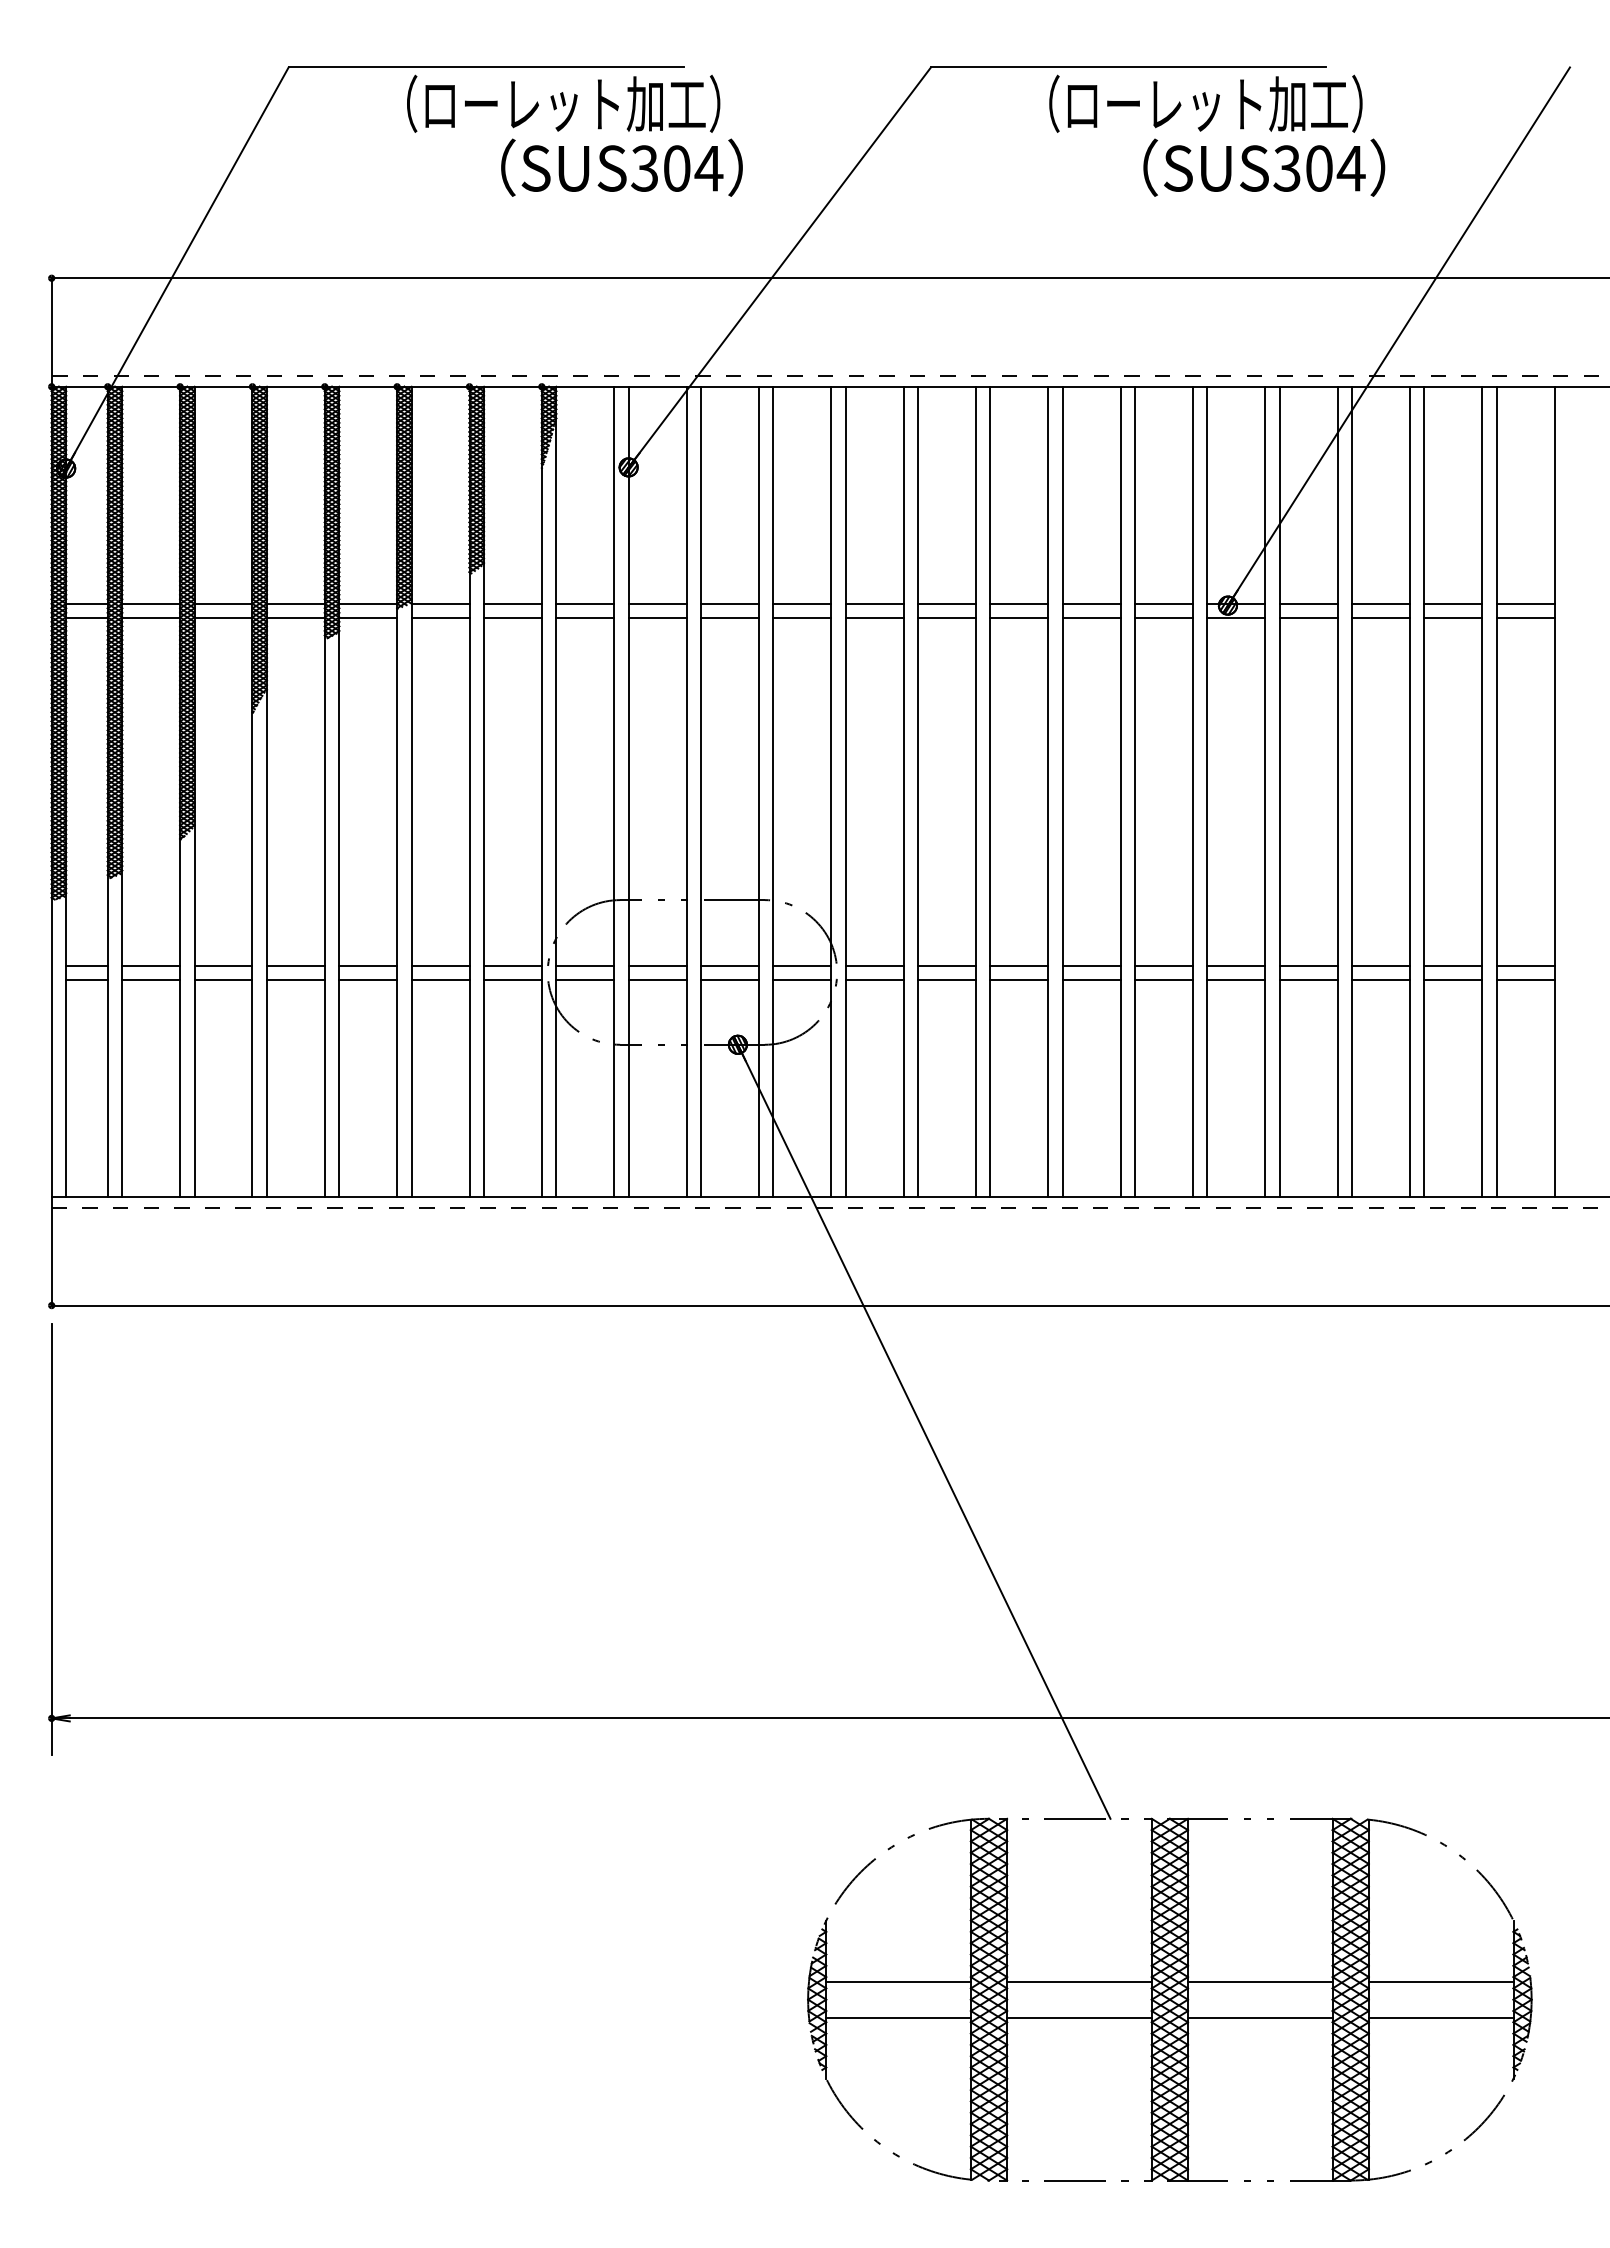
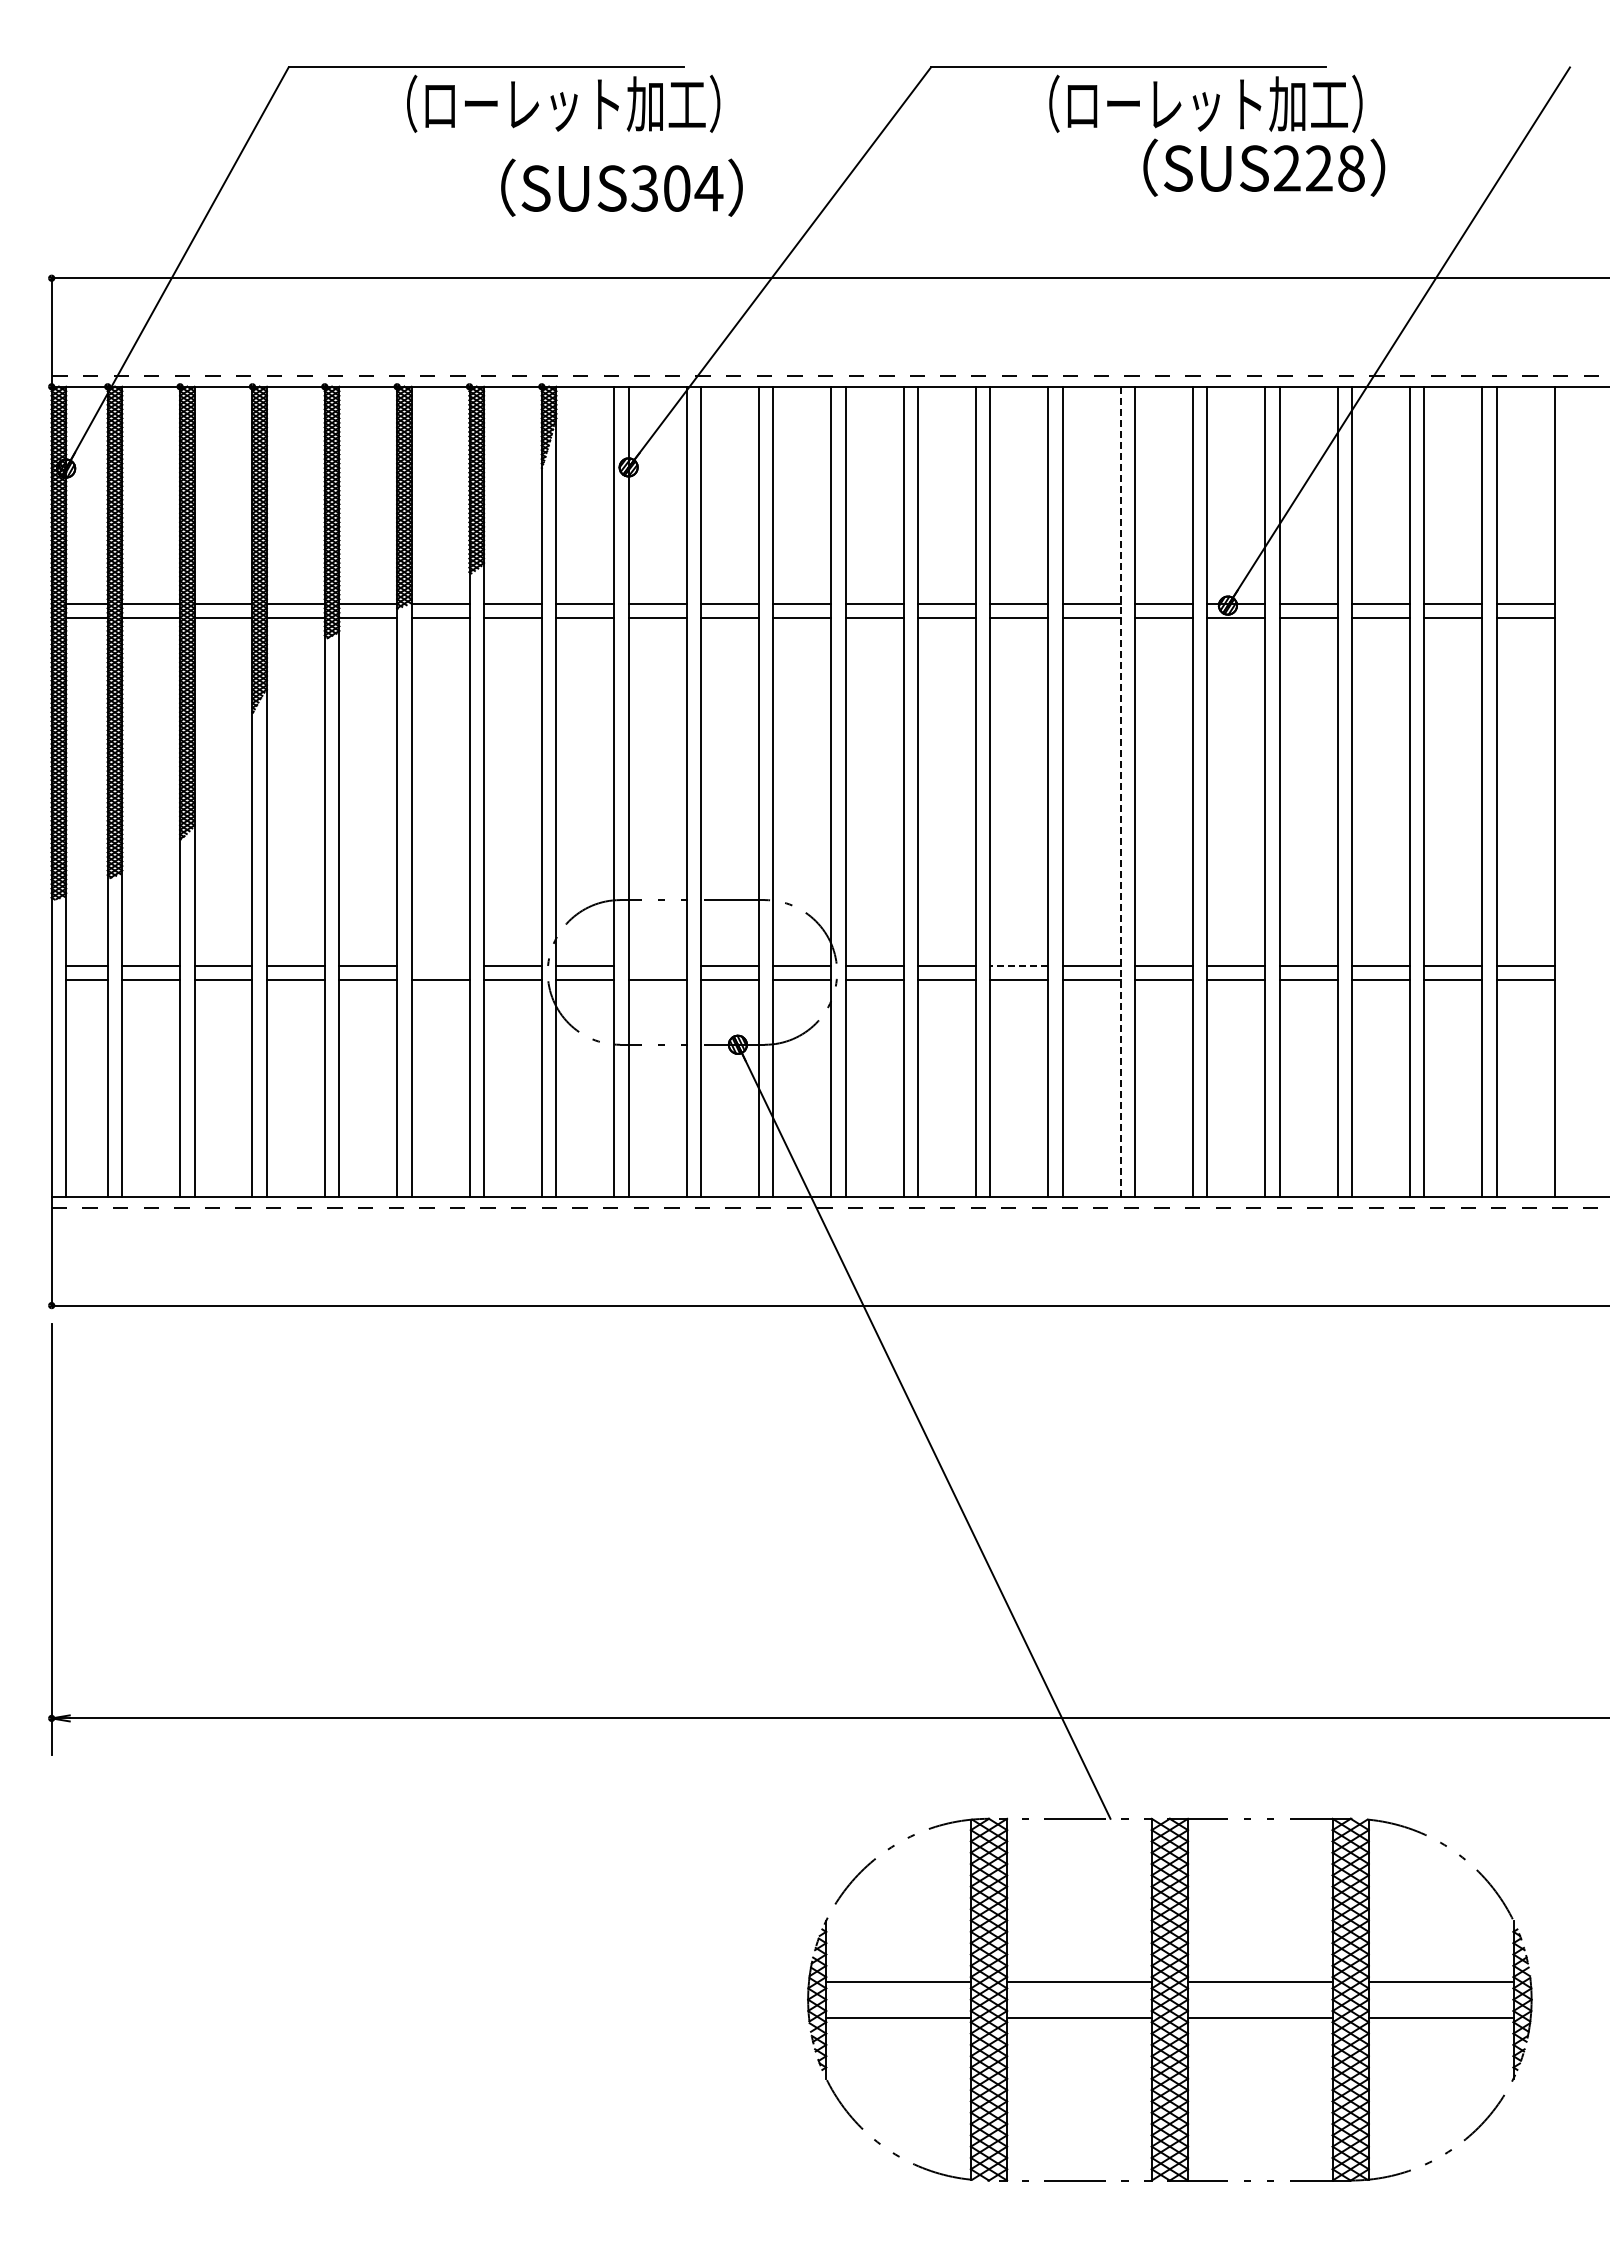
text position: (621, 167) -> (621, 187) (621, 187)
text: SUS304 -> SUS228 (1319, 168)
line: solid -> dashed (1120, 792)
line: present -> none (440, 965)
line: present -> none (657, 965)
line: solid -> dashed (1019, 965)
